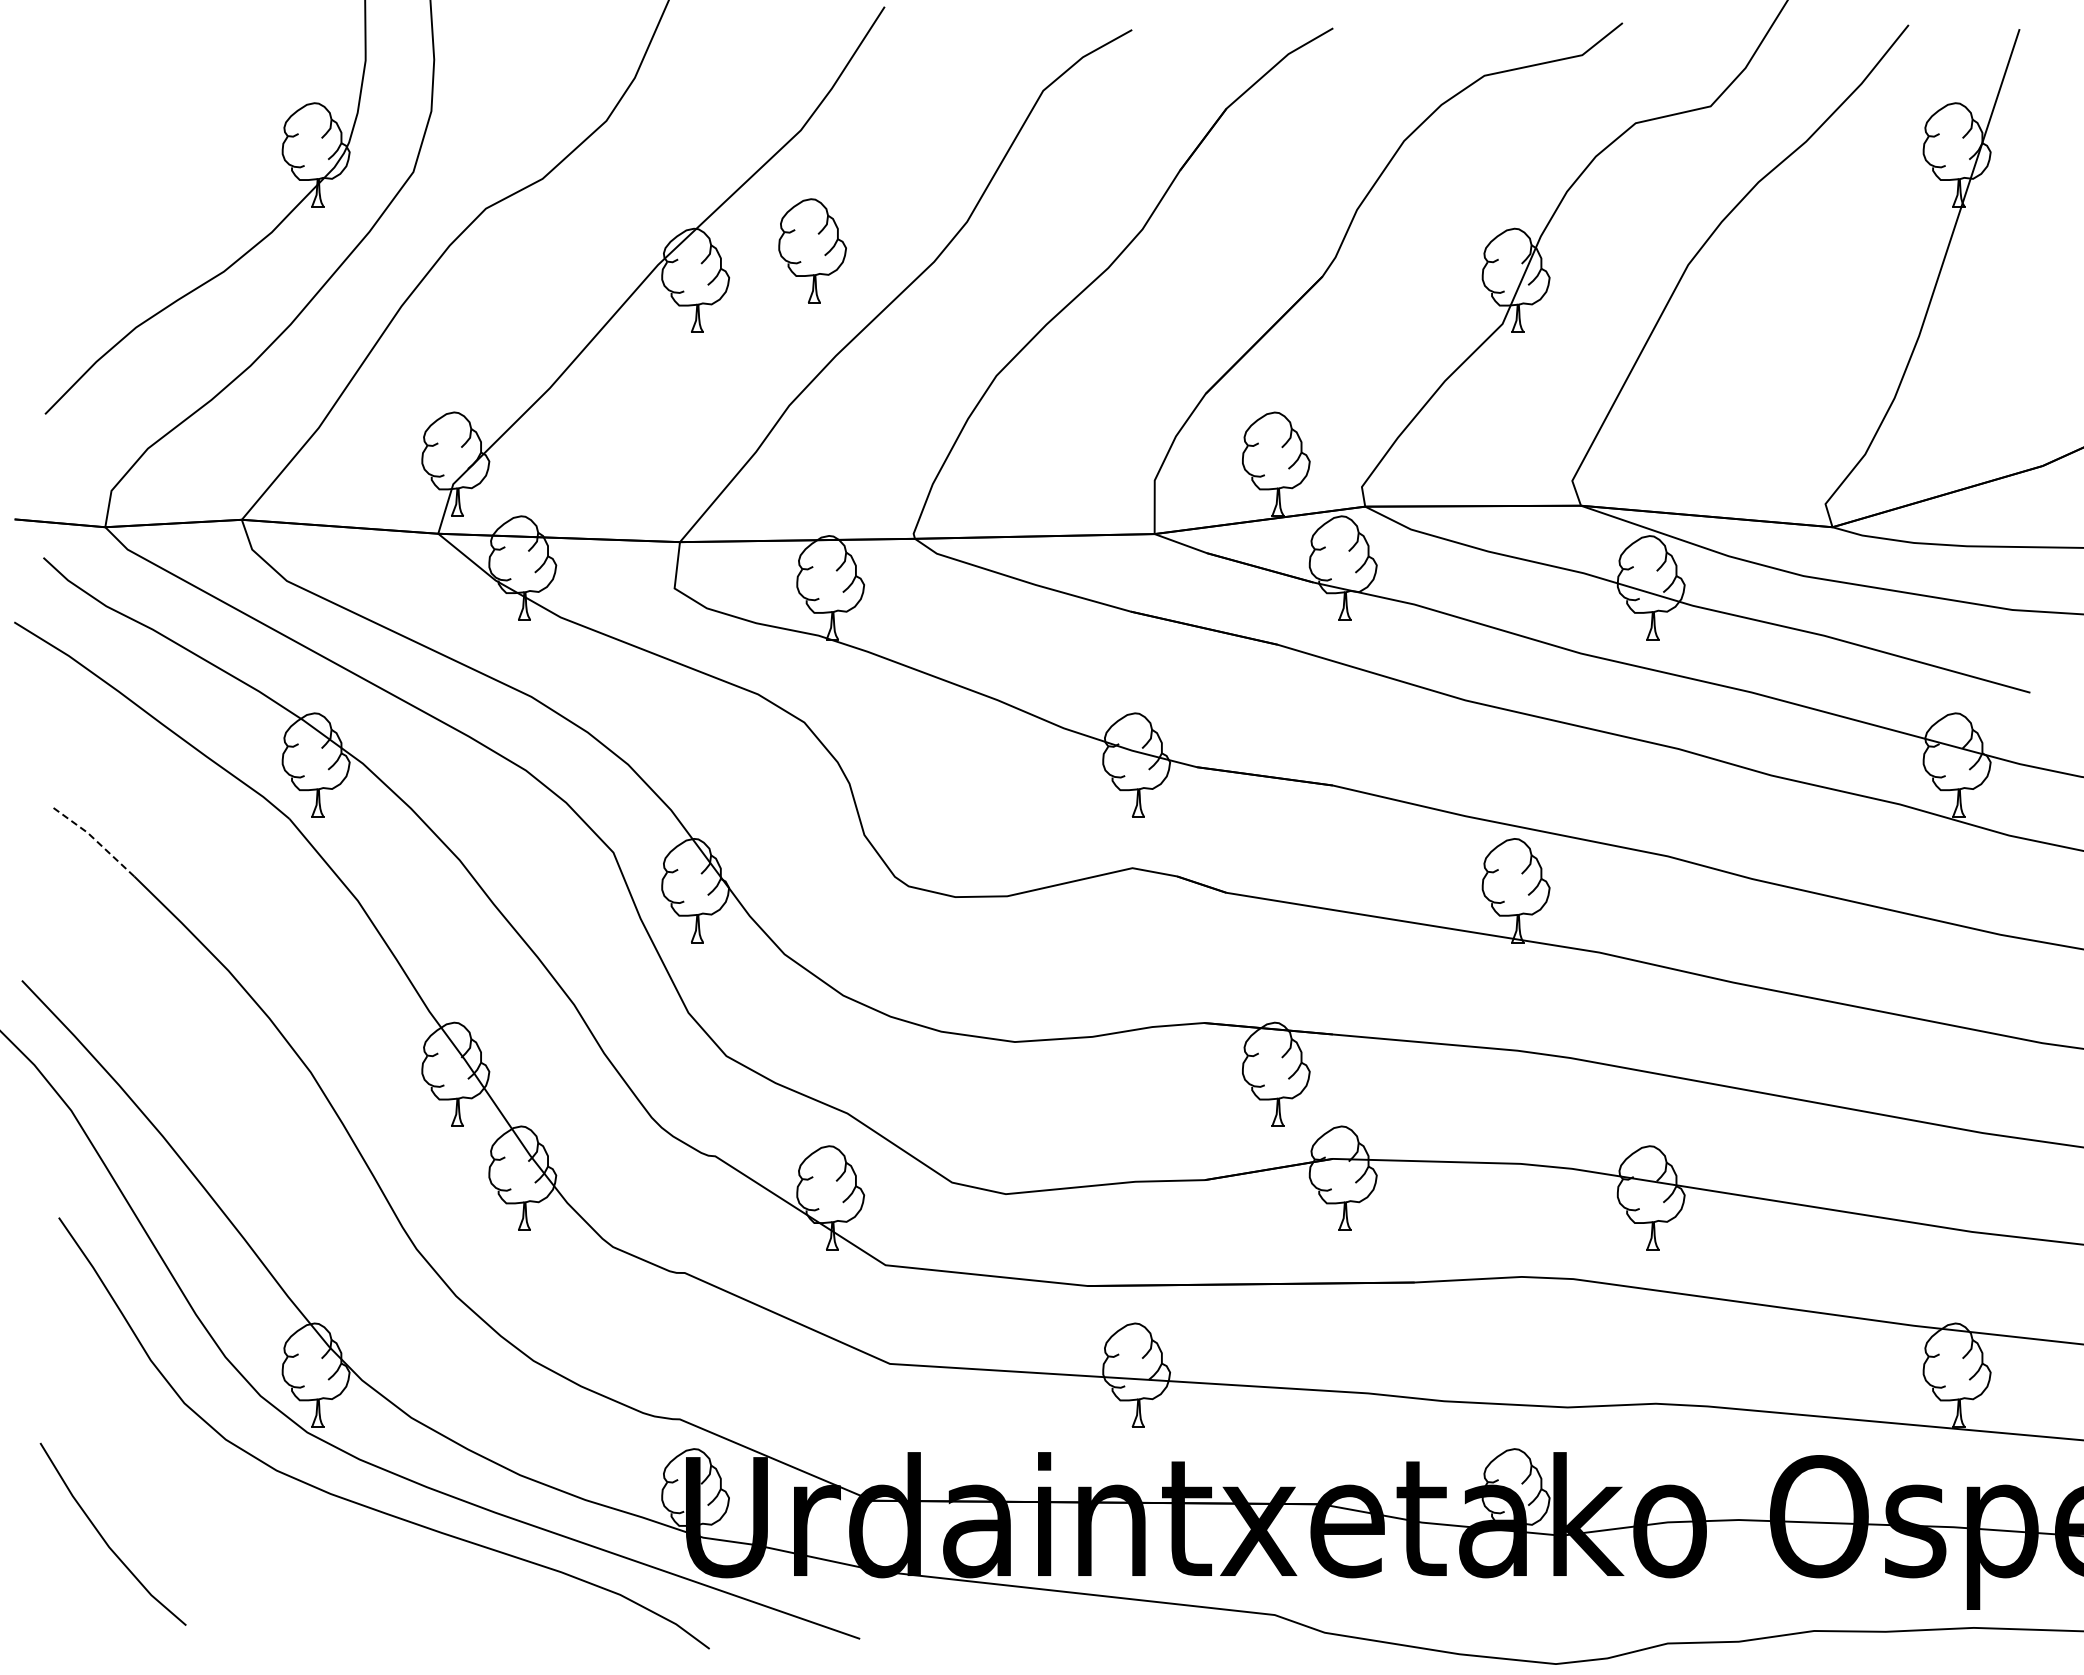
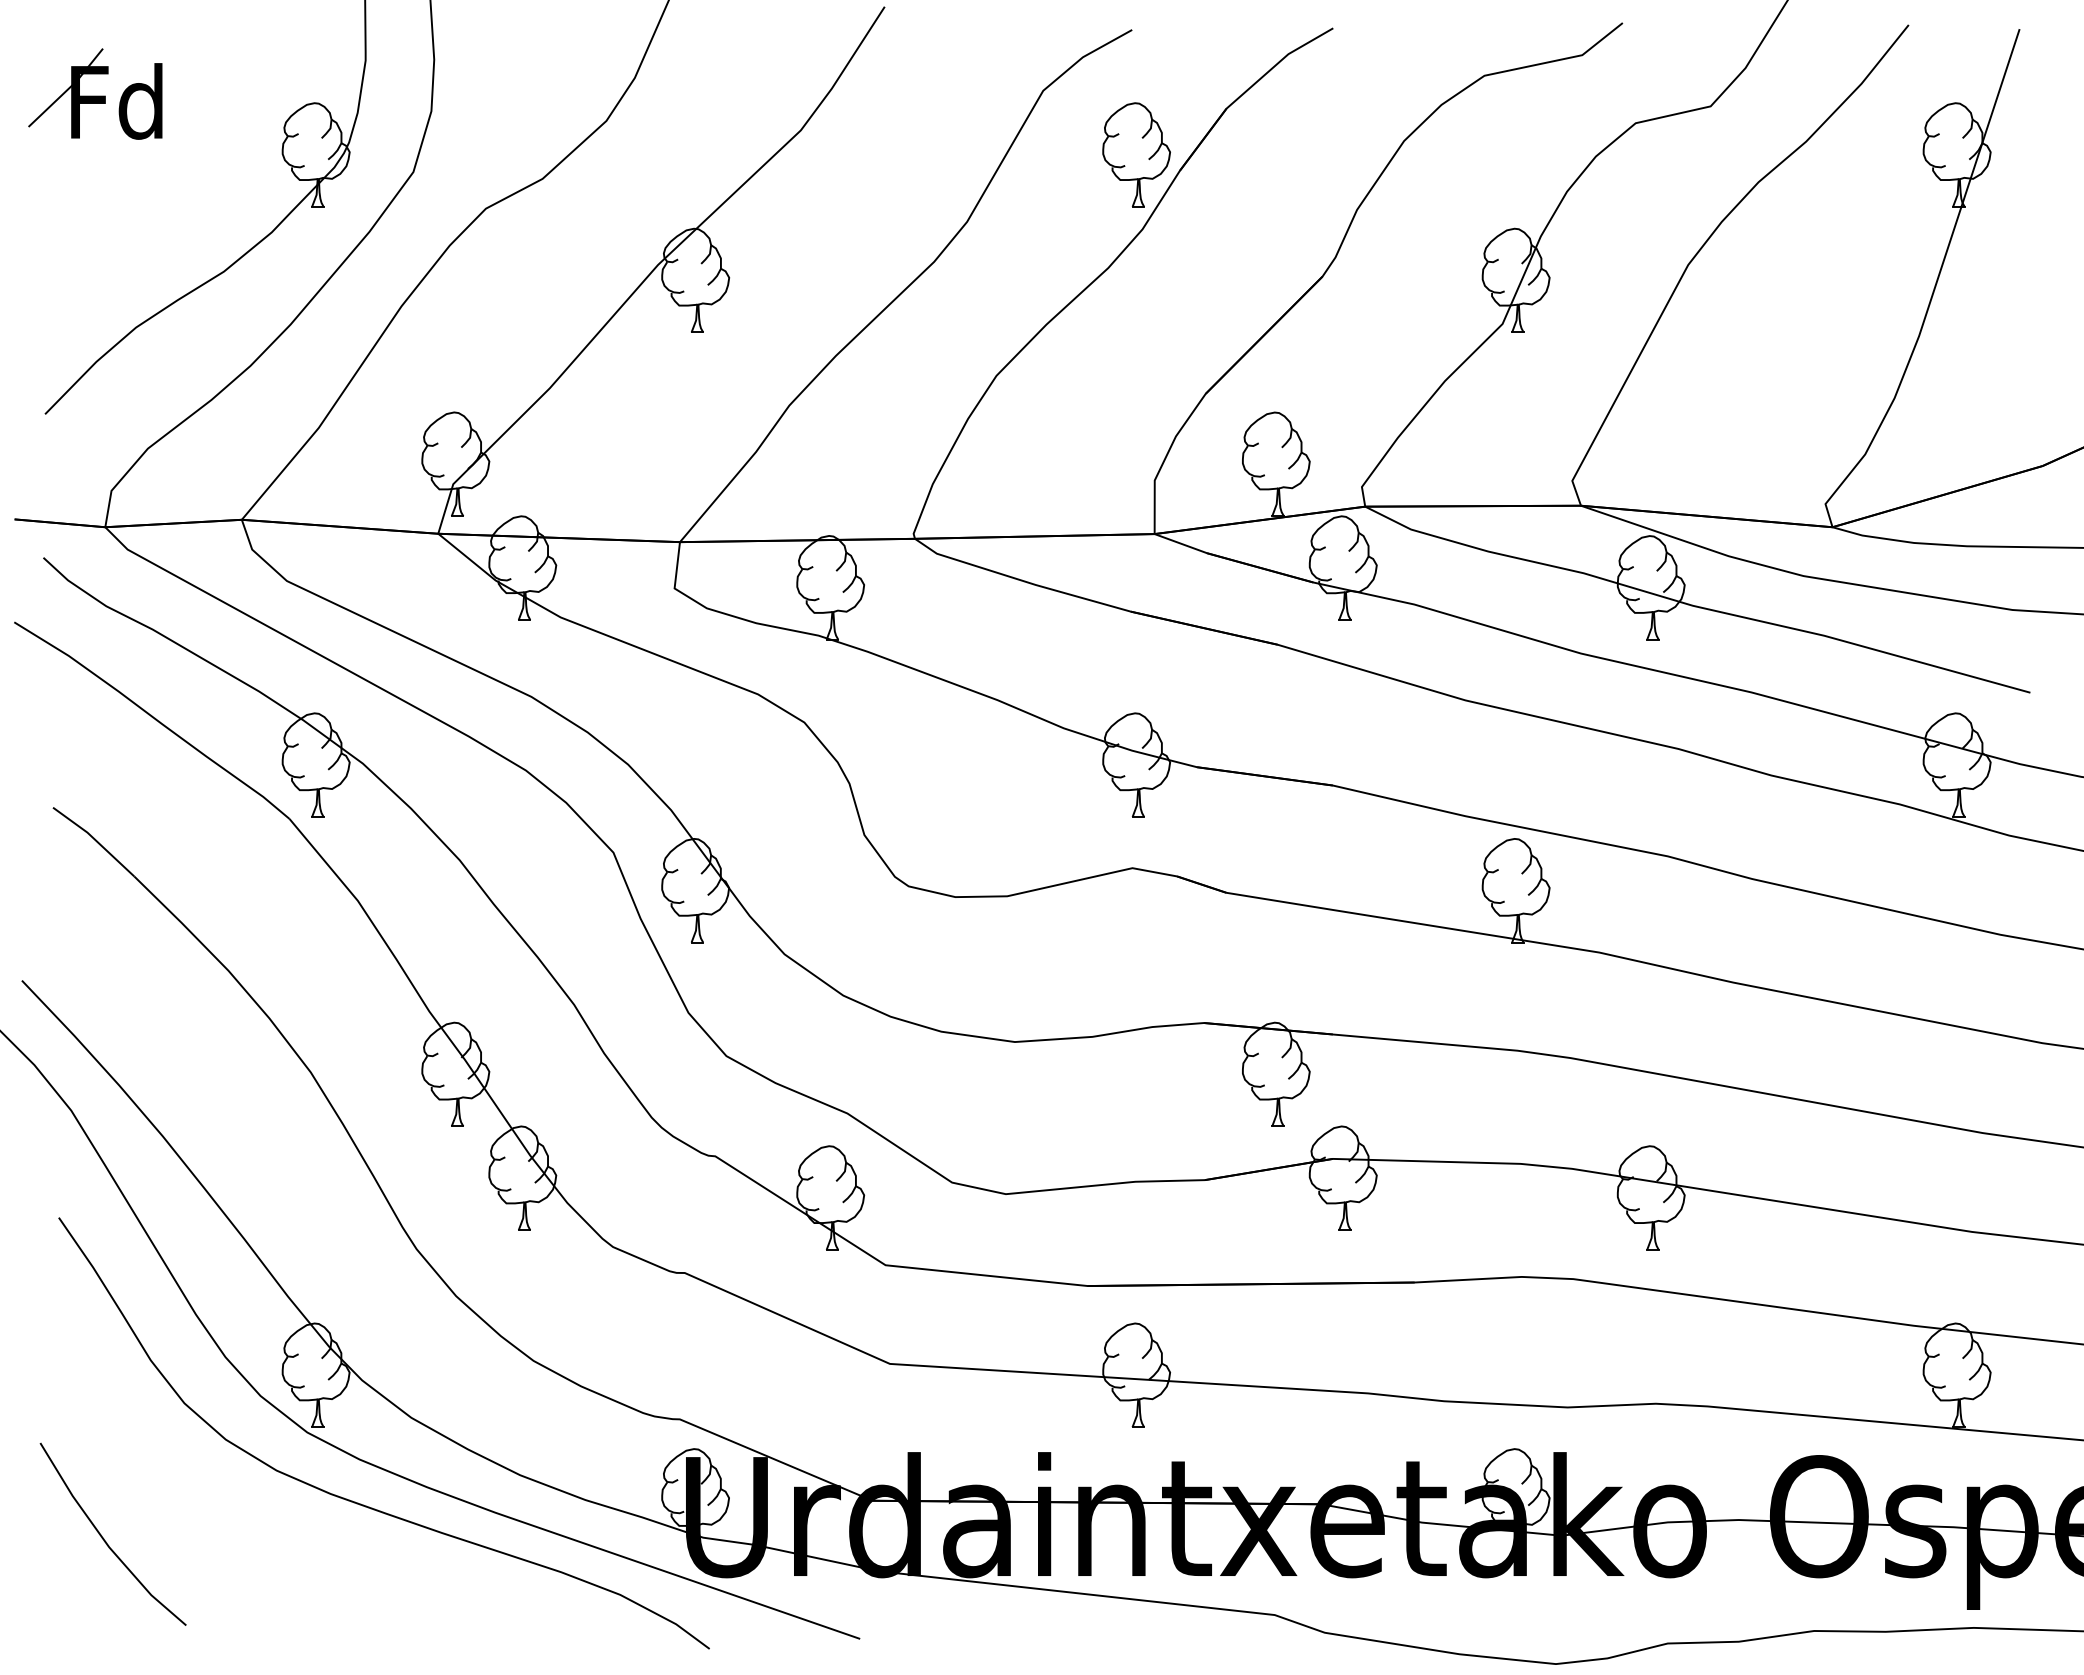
part: none -> present (95, 93)
part position: (812, 250) -> (1136, 154) (1136, 154)
line: dashed -> solid (94, 839)
